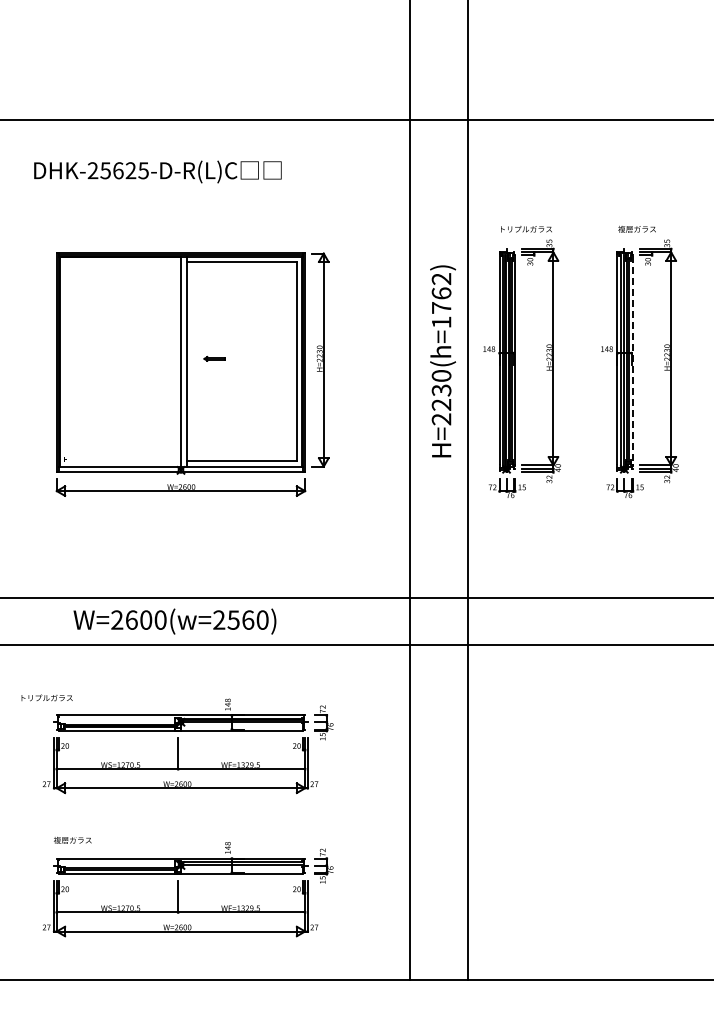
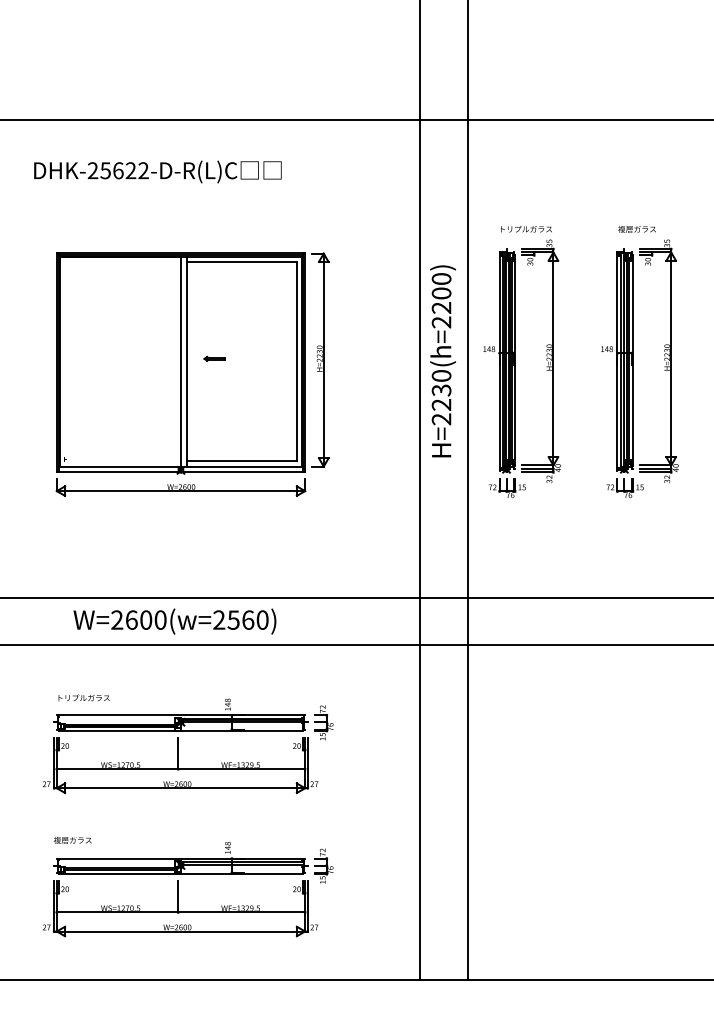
text: DHK-25625-D-R(L)C -> DHK-25622-D-R(L)C (143, 170)
text: H=2230(h=1762) -> H=2230(h=2200) (441, 300)
line: dashed -> solid (633, 360)
line position: (409, 490) -> (419, 490) (419, 490)
text position: (46, 697) -> (83, 697) (83, 697)
